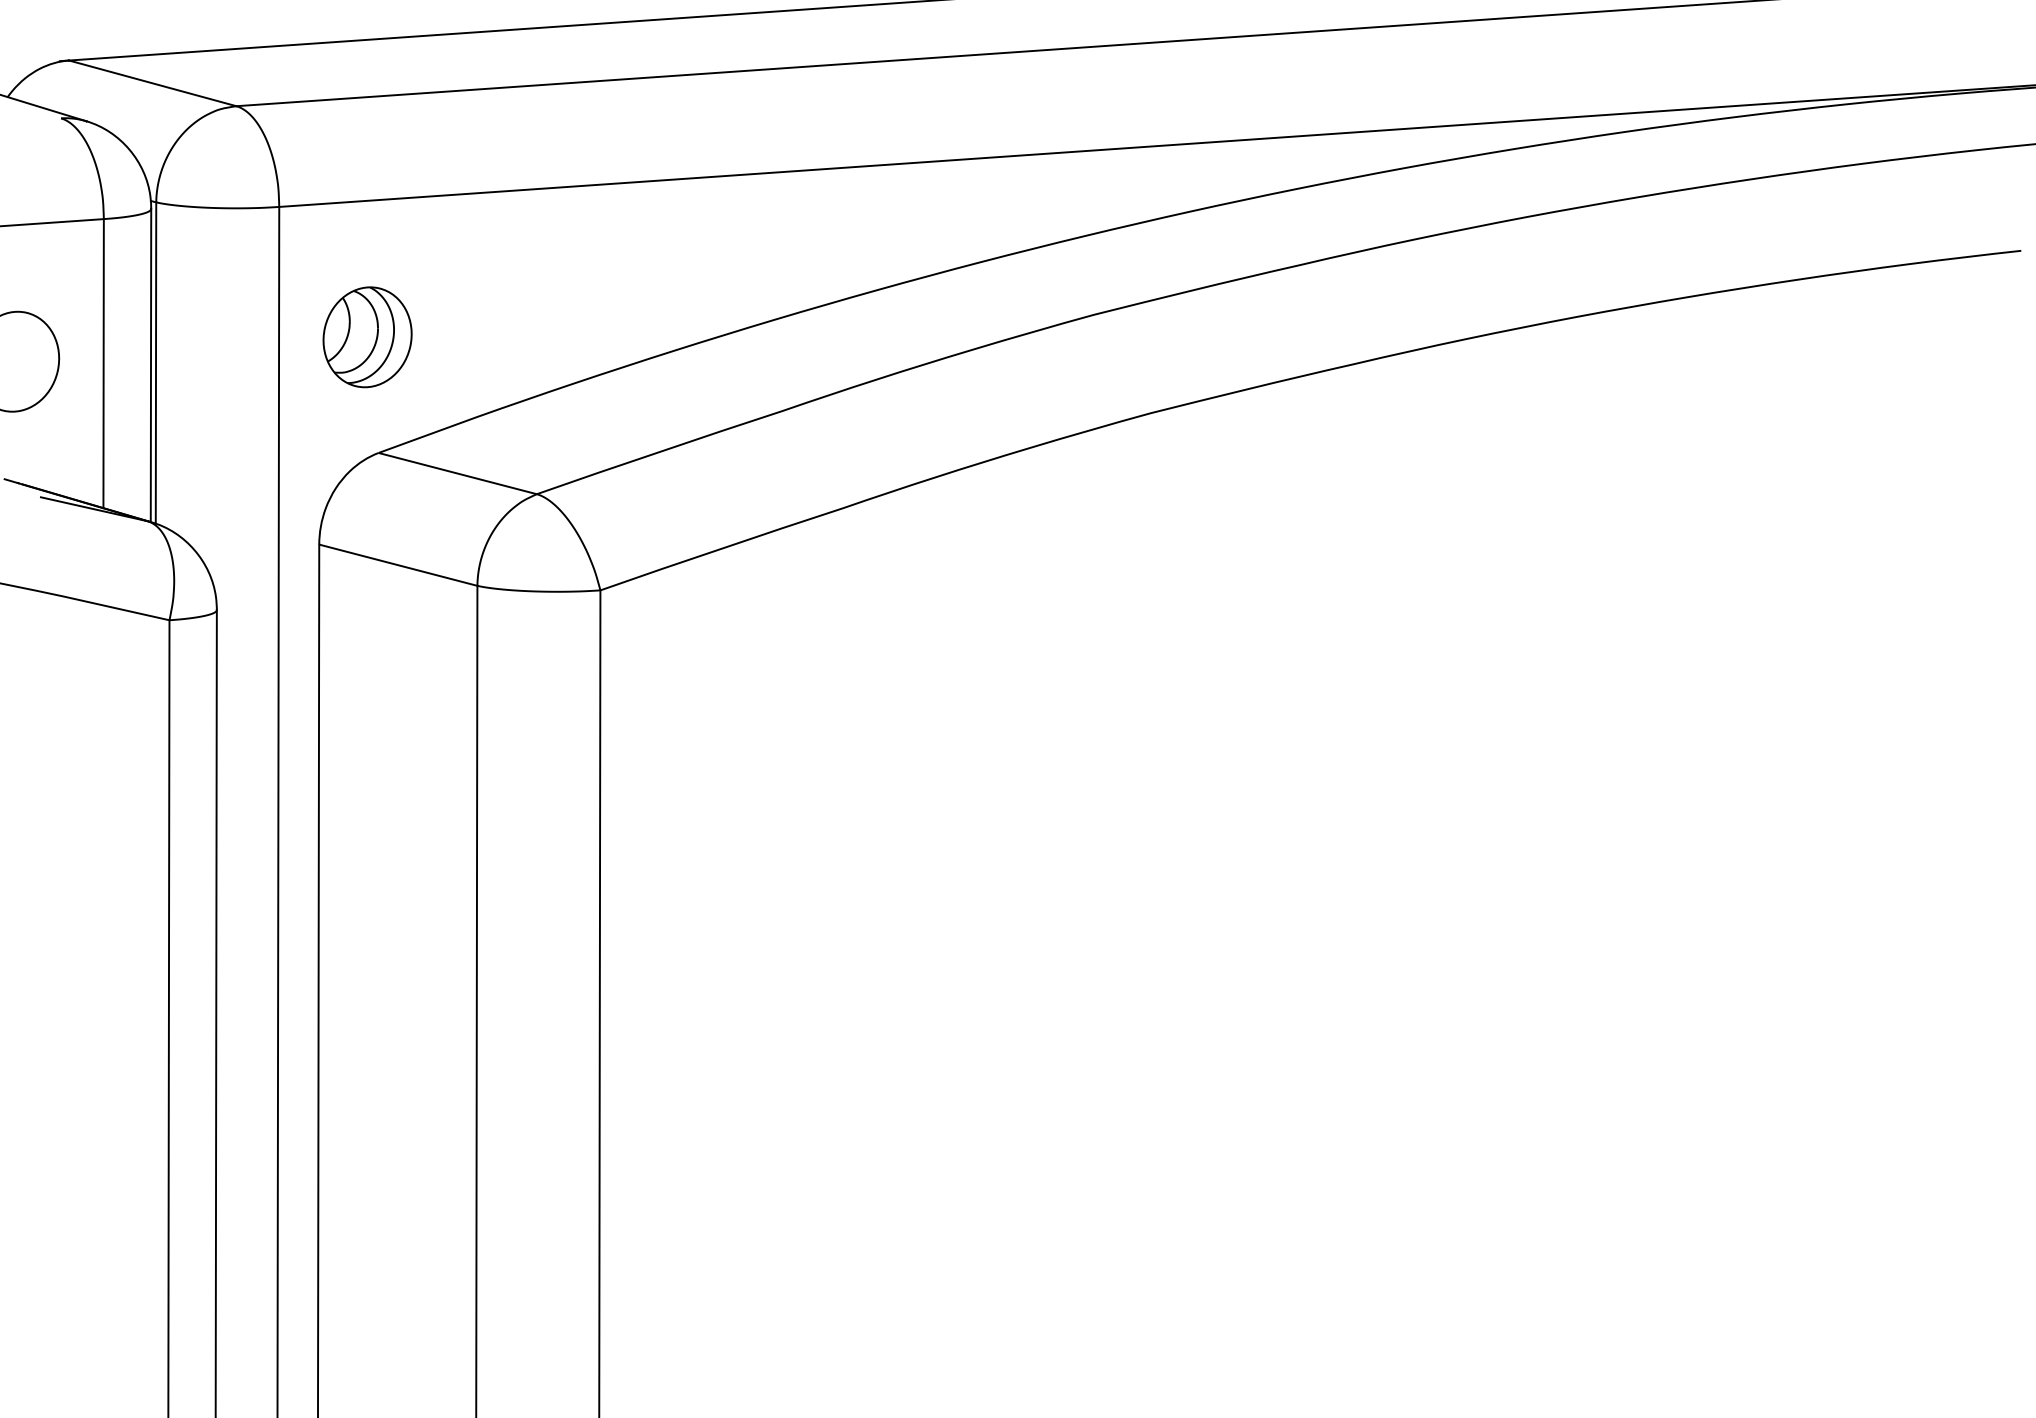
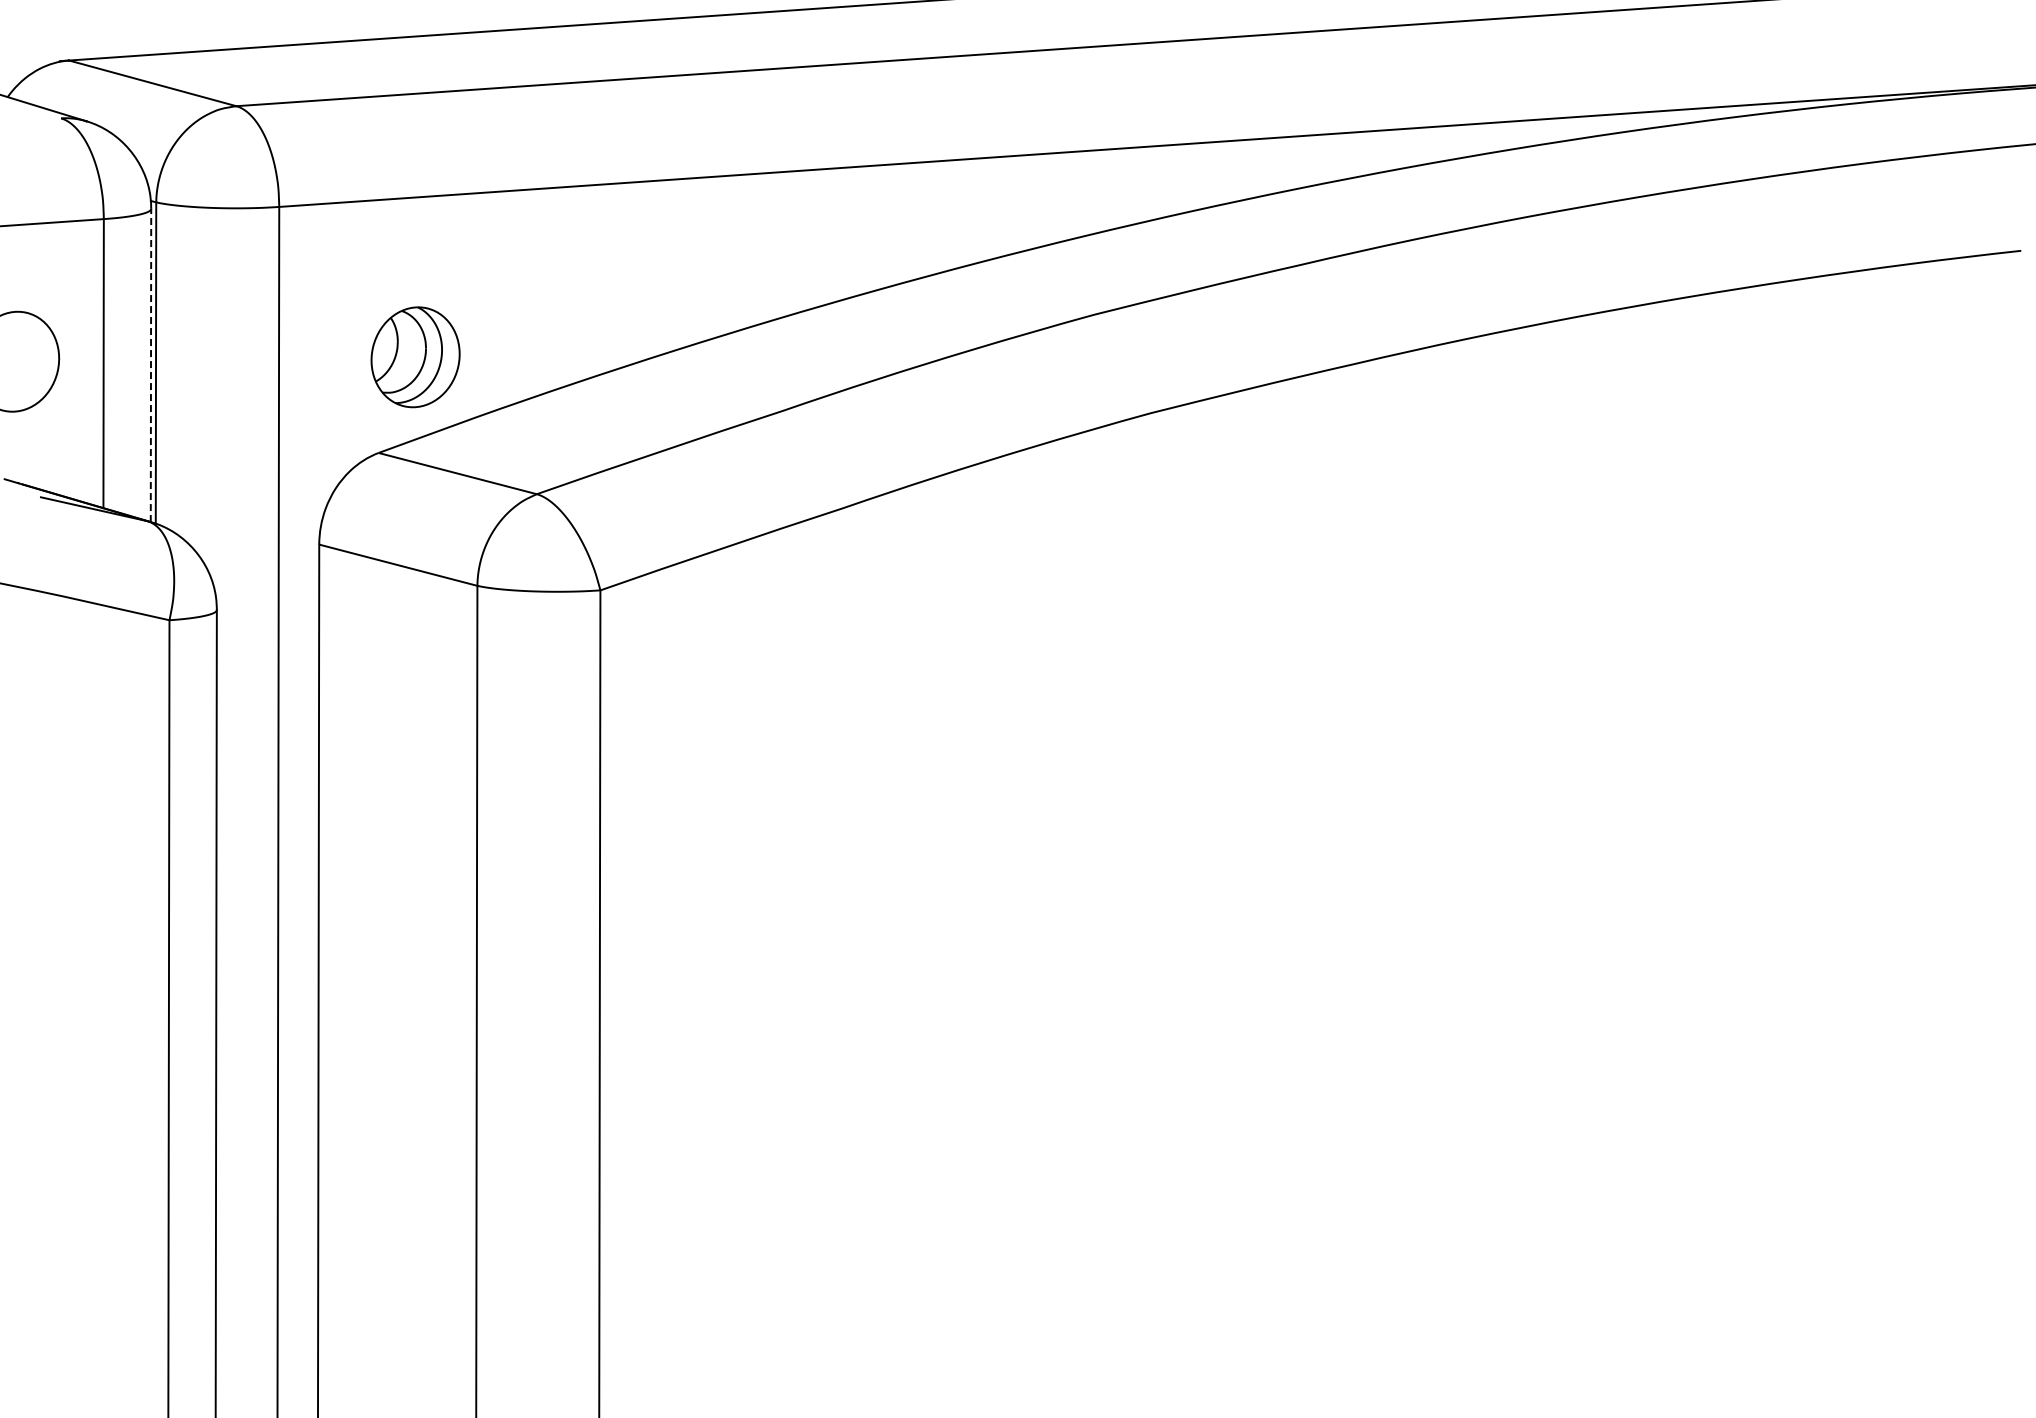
part position: (367, 337) -> (415, 357) (415, 357)
line: solid -> dashed (151, 365)
